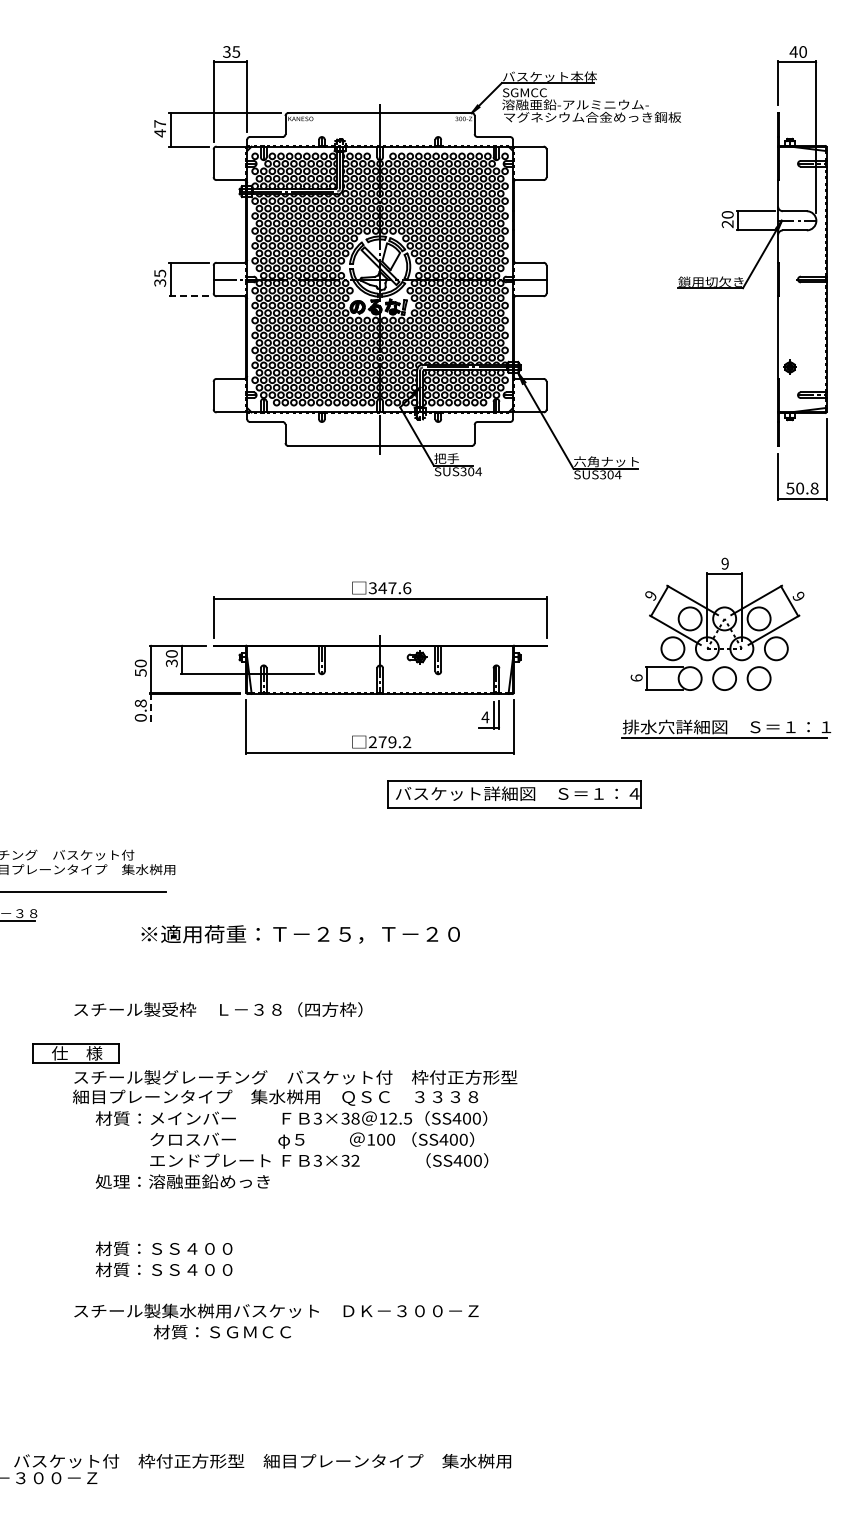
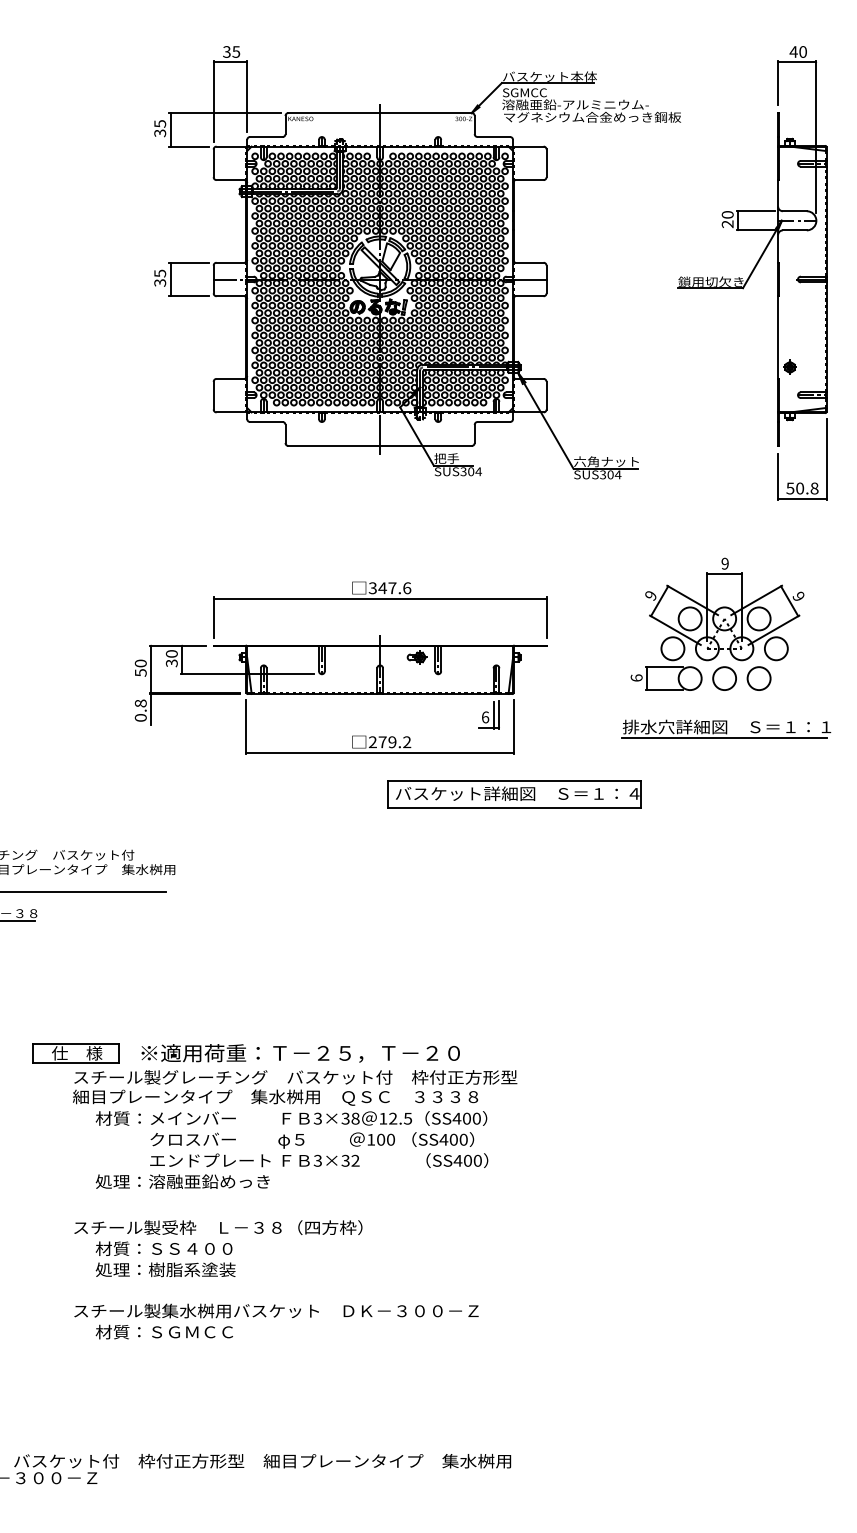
text: 47 -> 35 (160, 128)
line: dashed -> solid (189, 296)
line: dashed -> solid (151, 709)
text: 4 -> 6 (485, 717)
text position: (300, 934) -> (300, 1053) (300, 1053)
text position: (218, 1009) -> (218, 1227) (218, 1227)
text: 材質：ＳＳ４００ -> 処理：樹脂系塗装 (165, 1269)
text position: (221, 1331) -> (163, 1331) (163, 1331)
